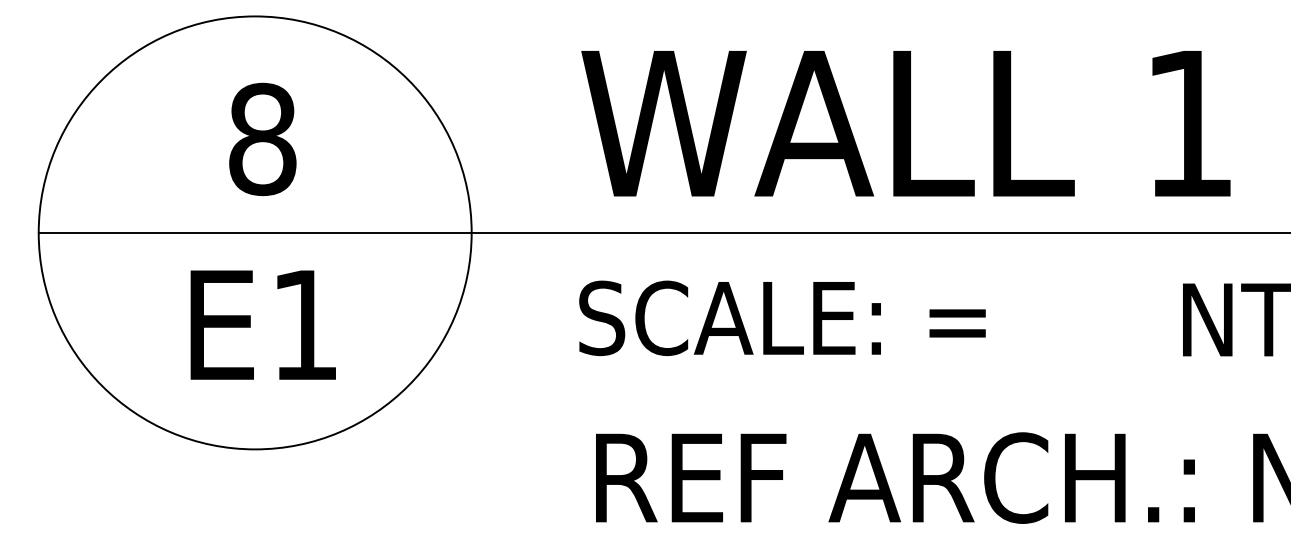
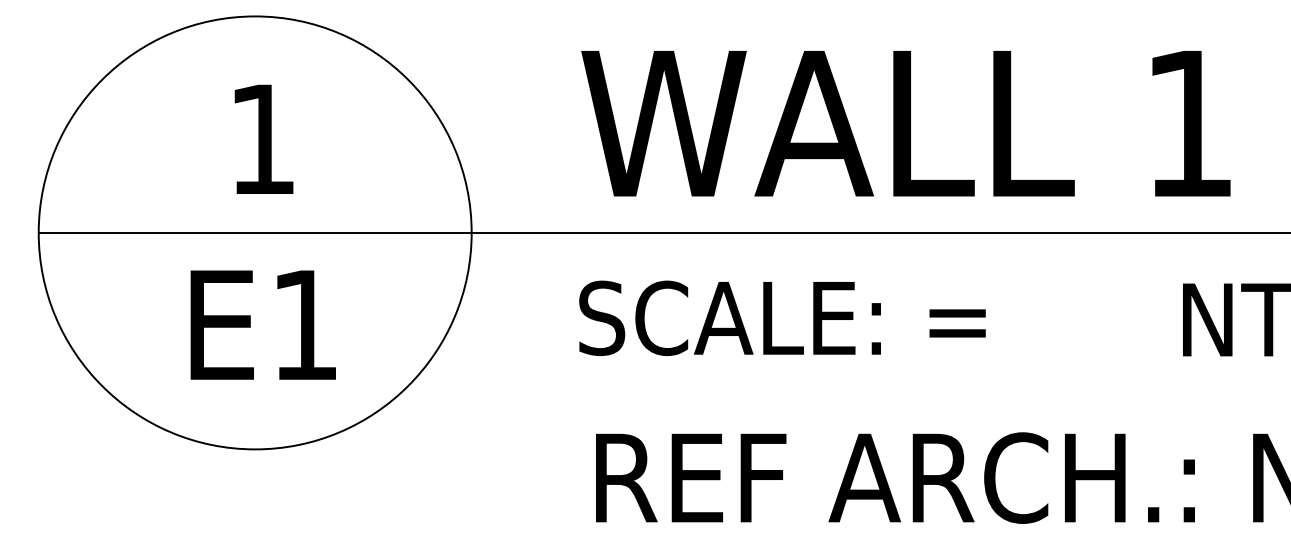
text: 8 -> 1 (262, 139)
